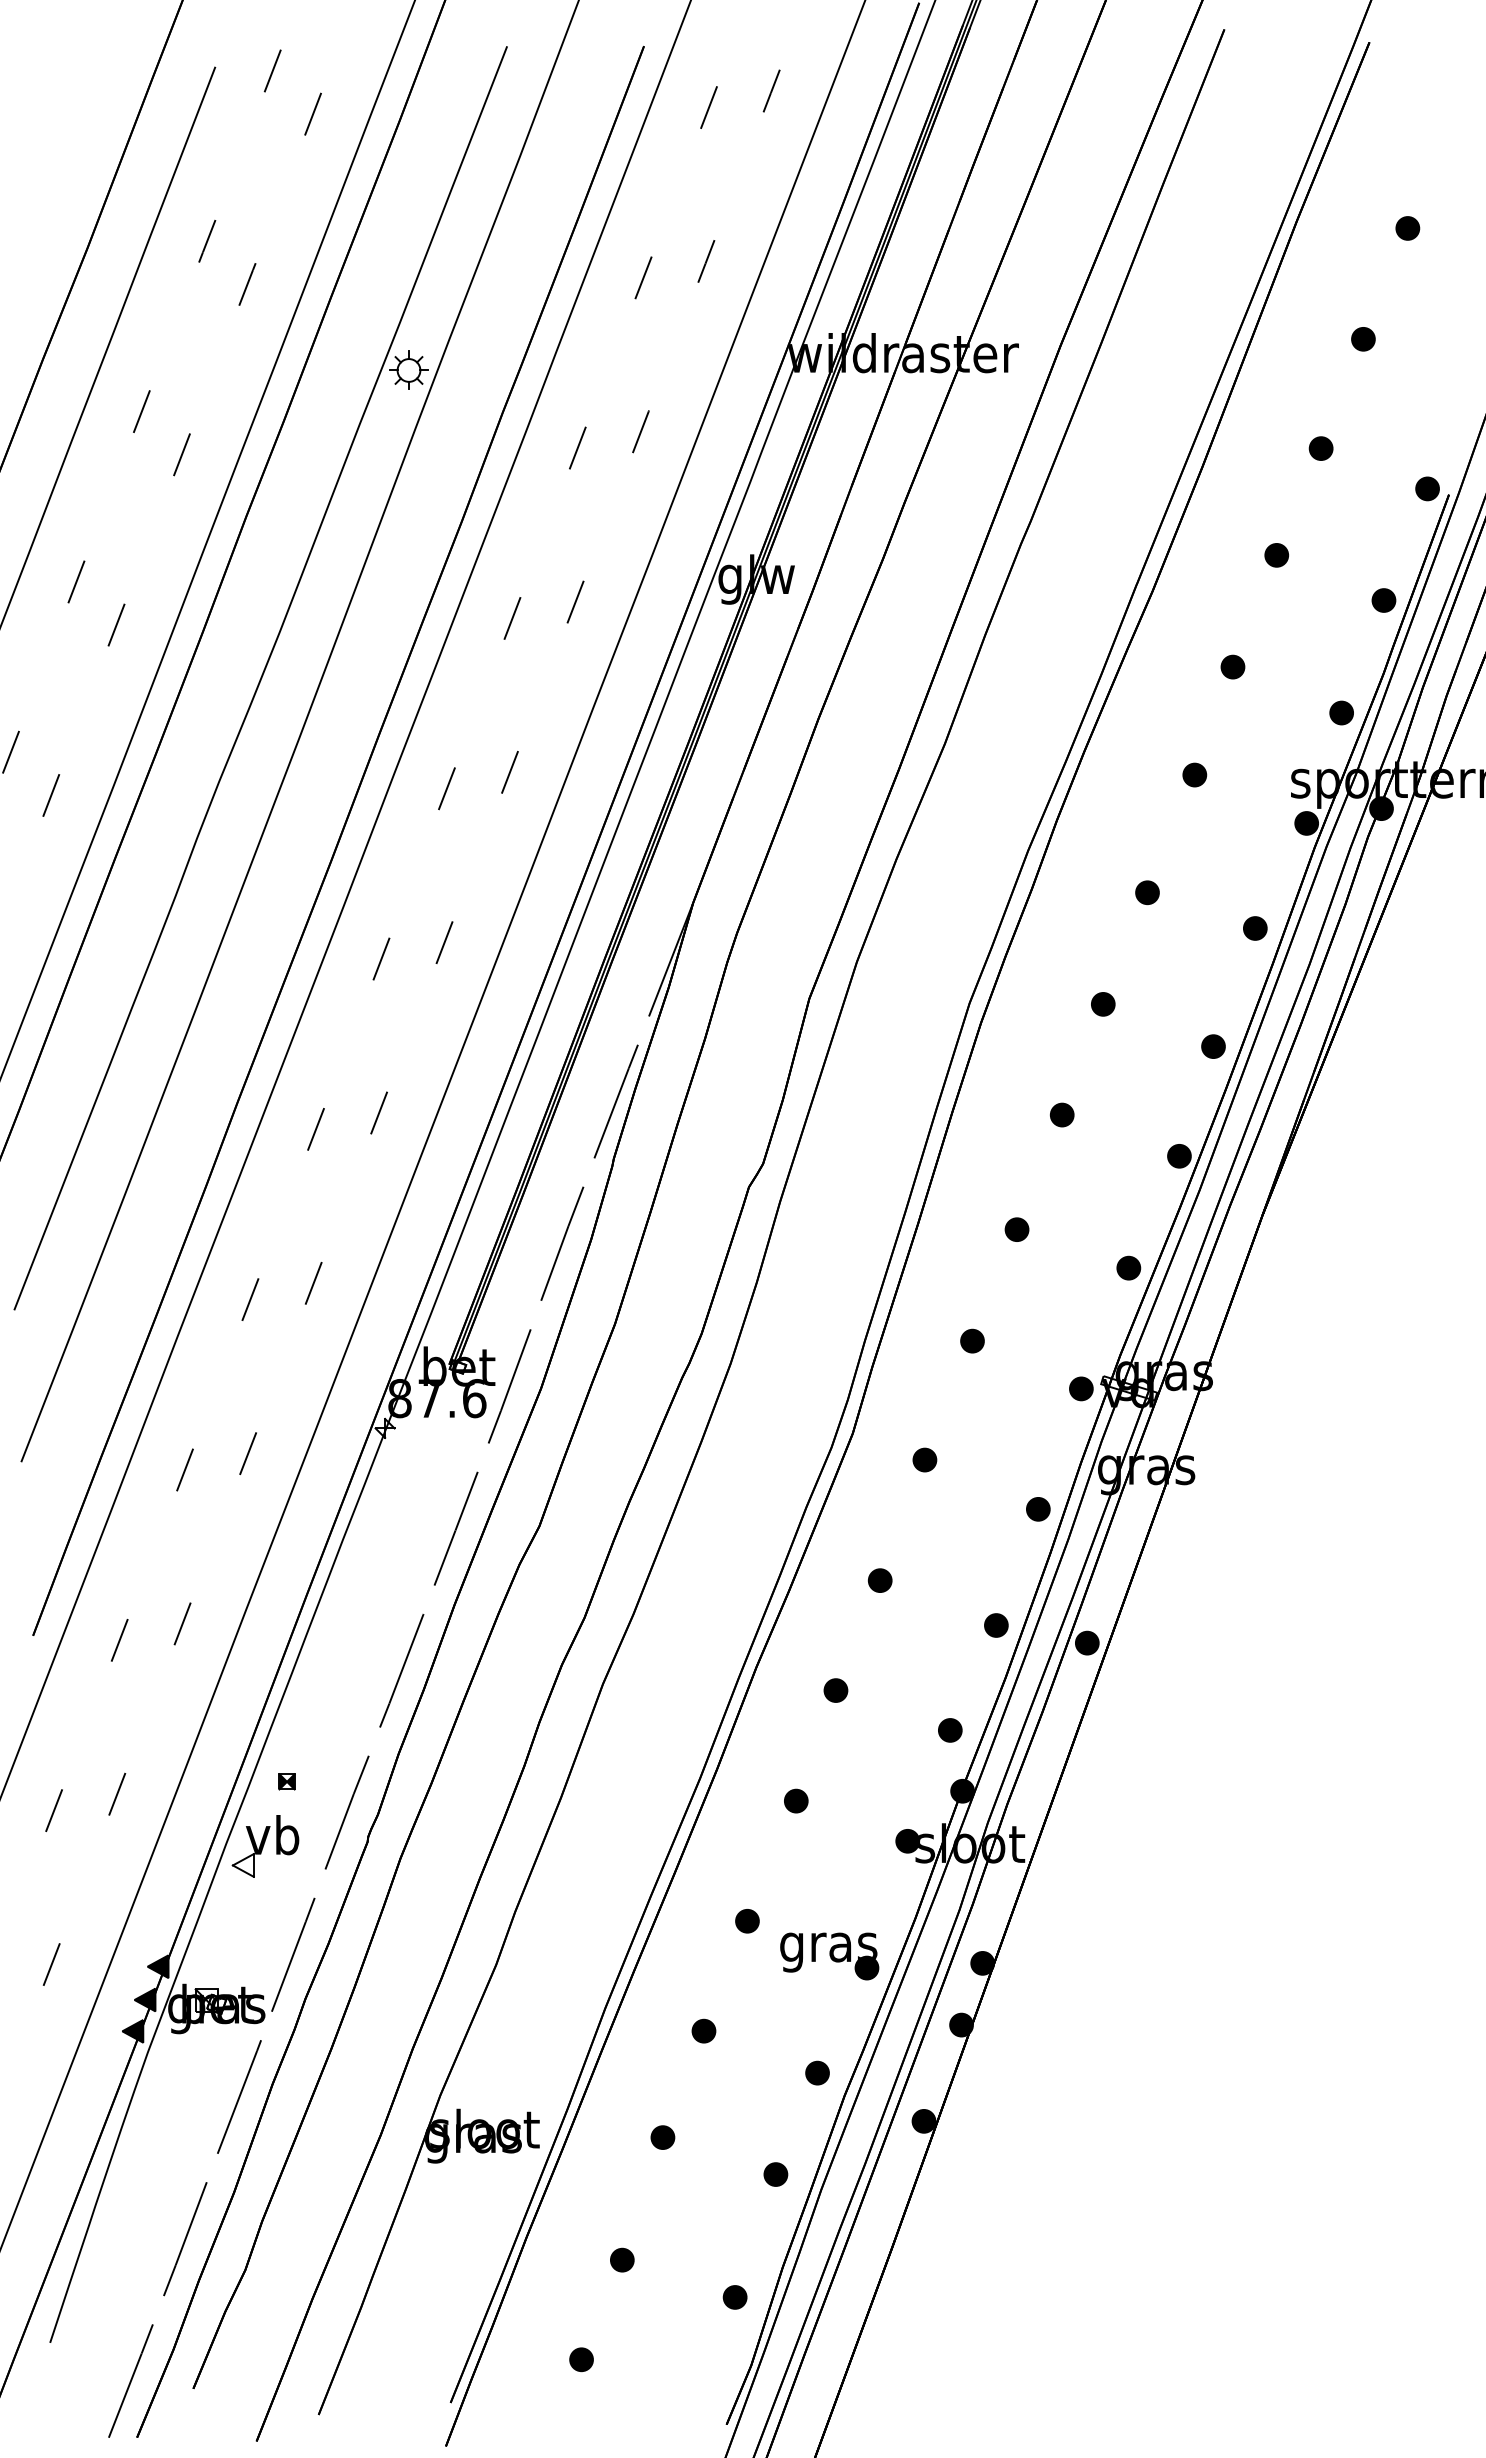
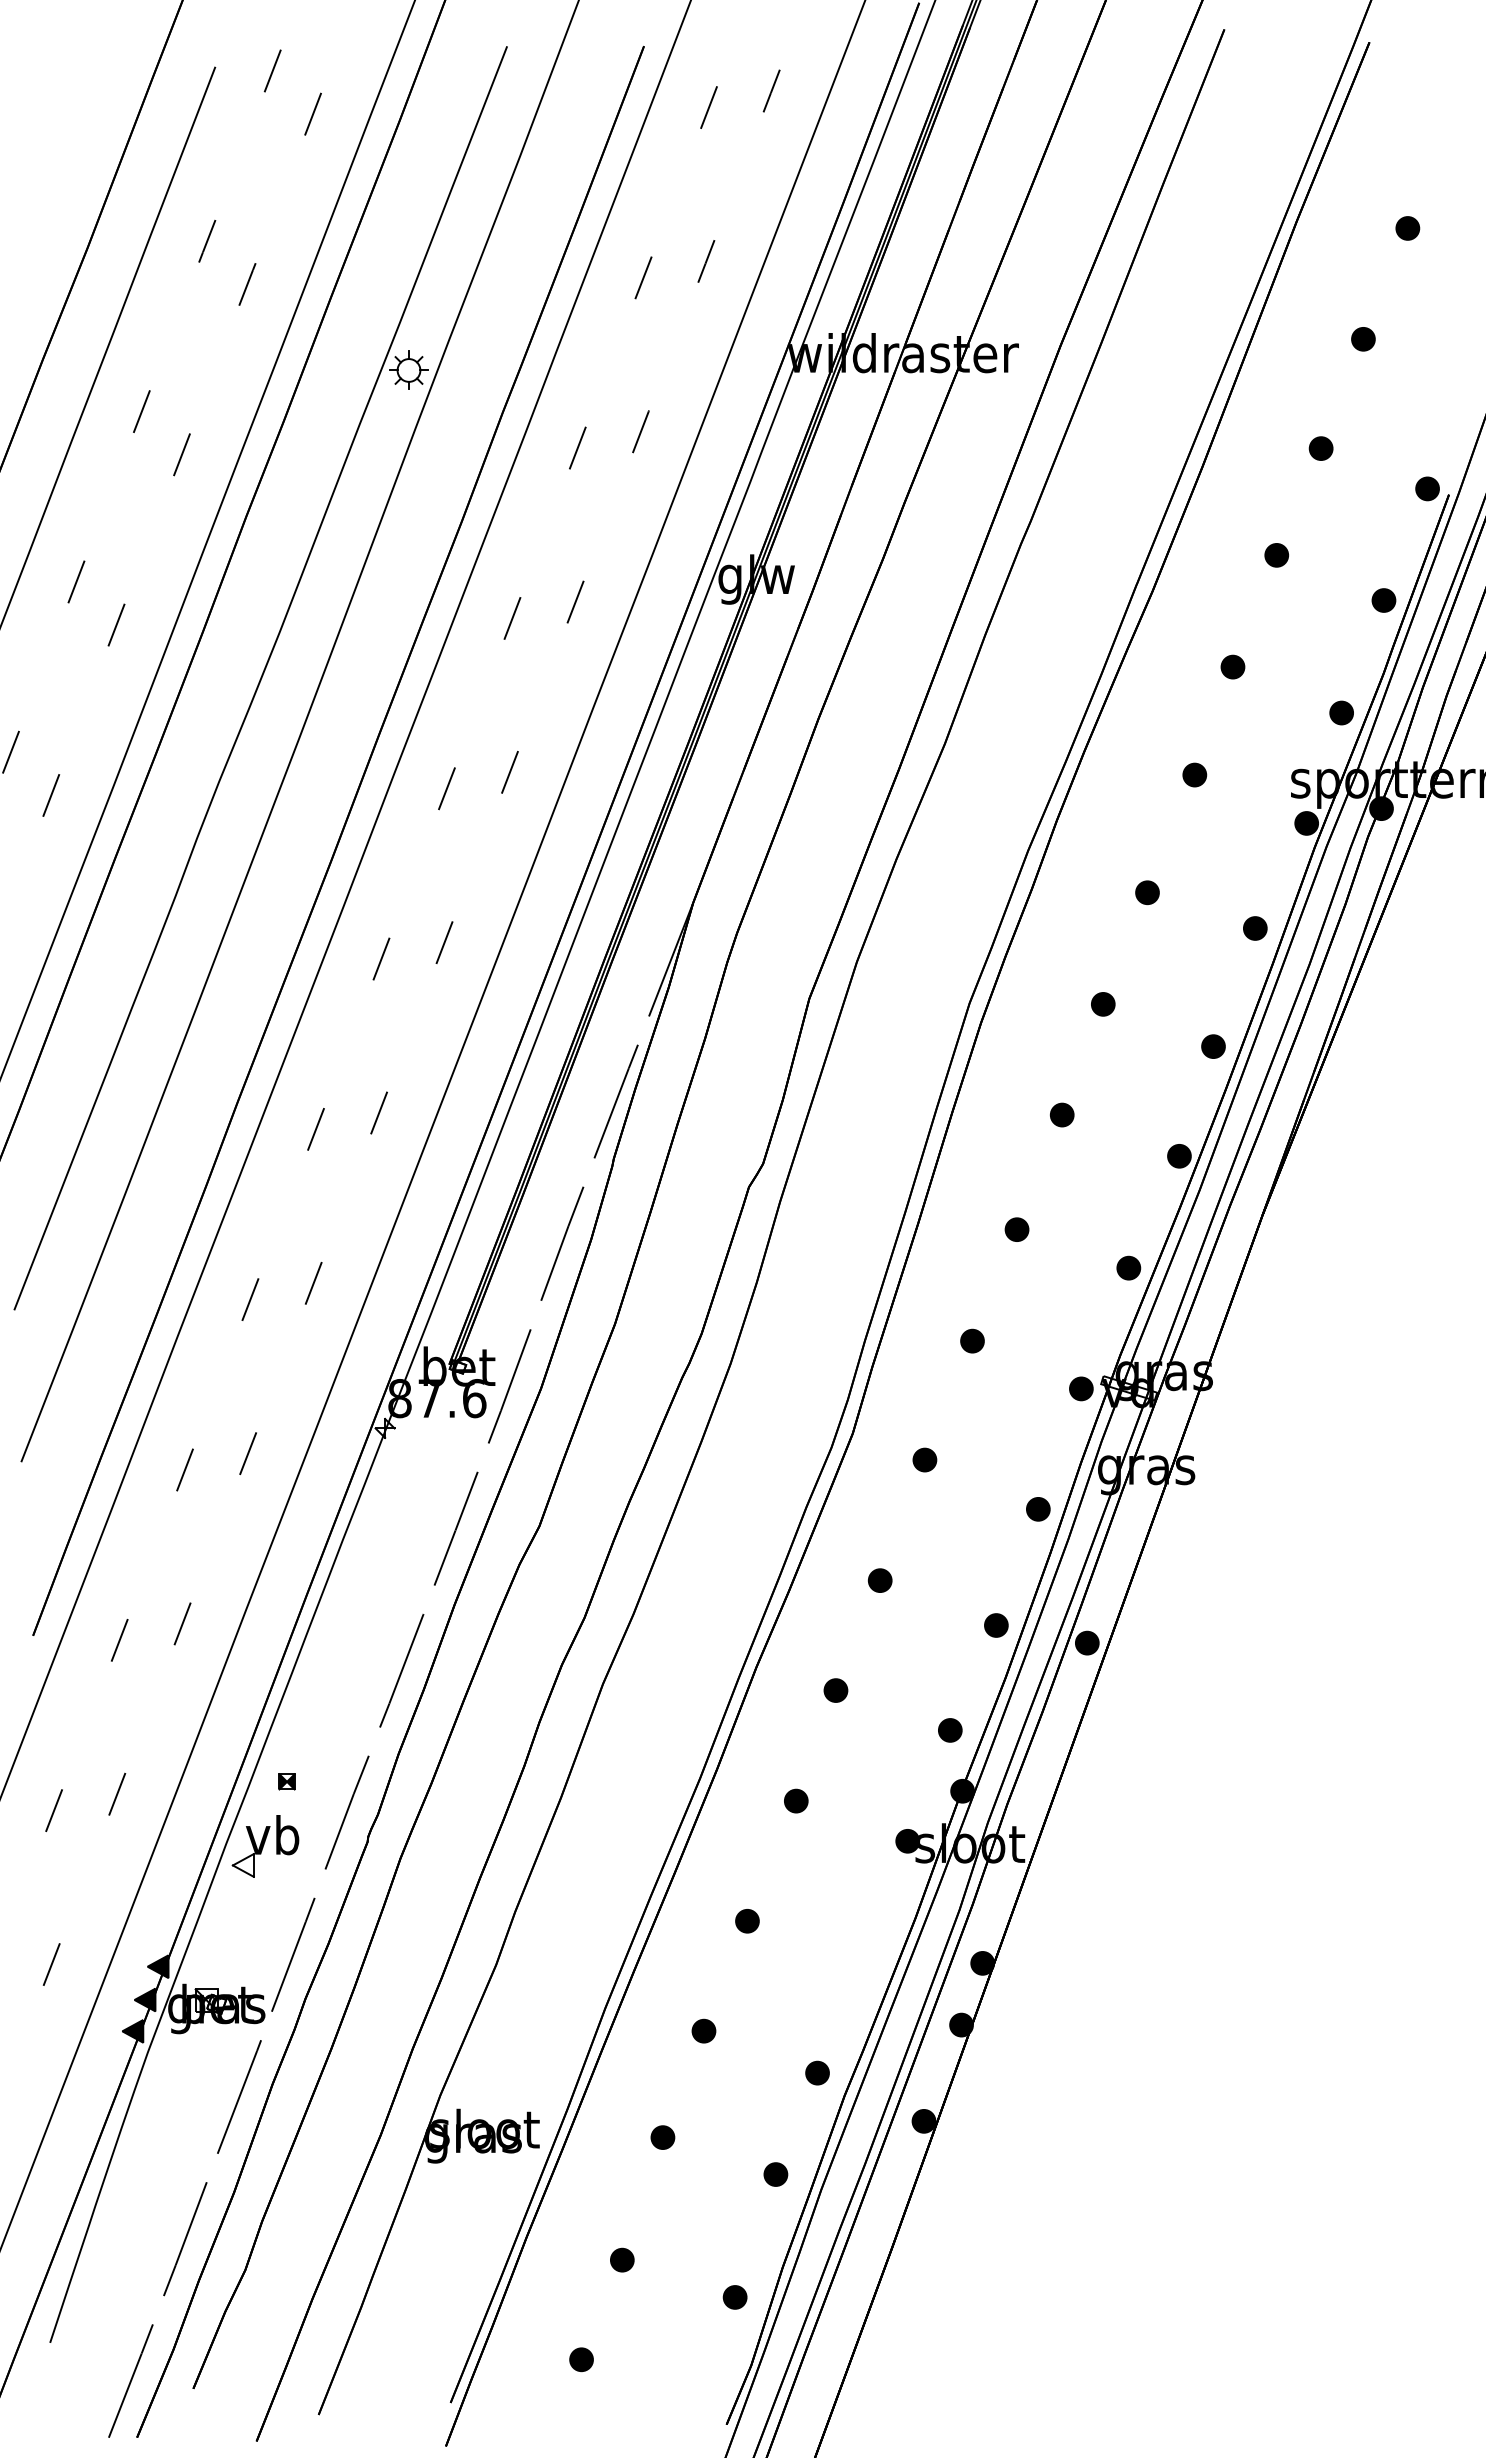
part: present -> none (829, 1956)
